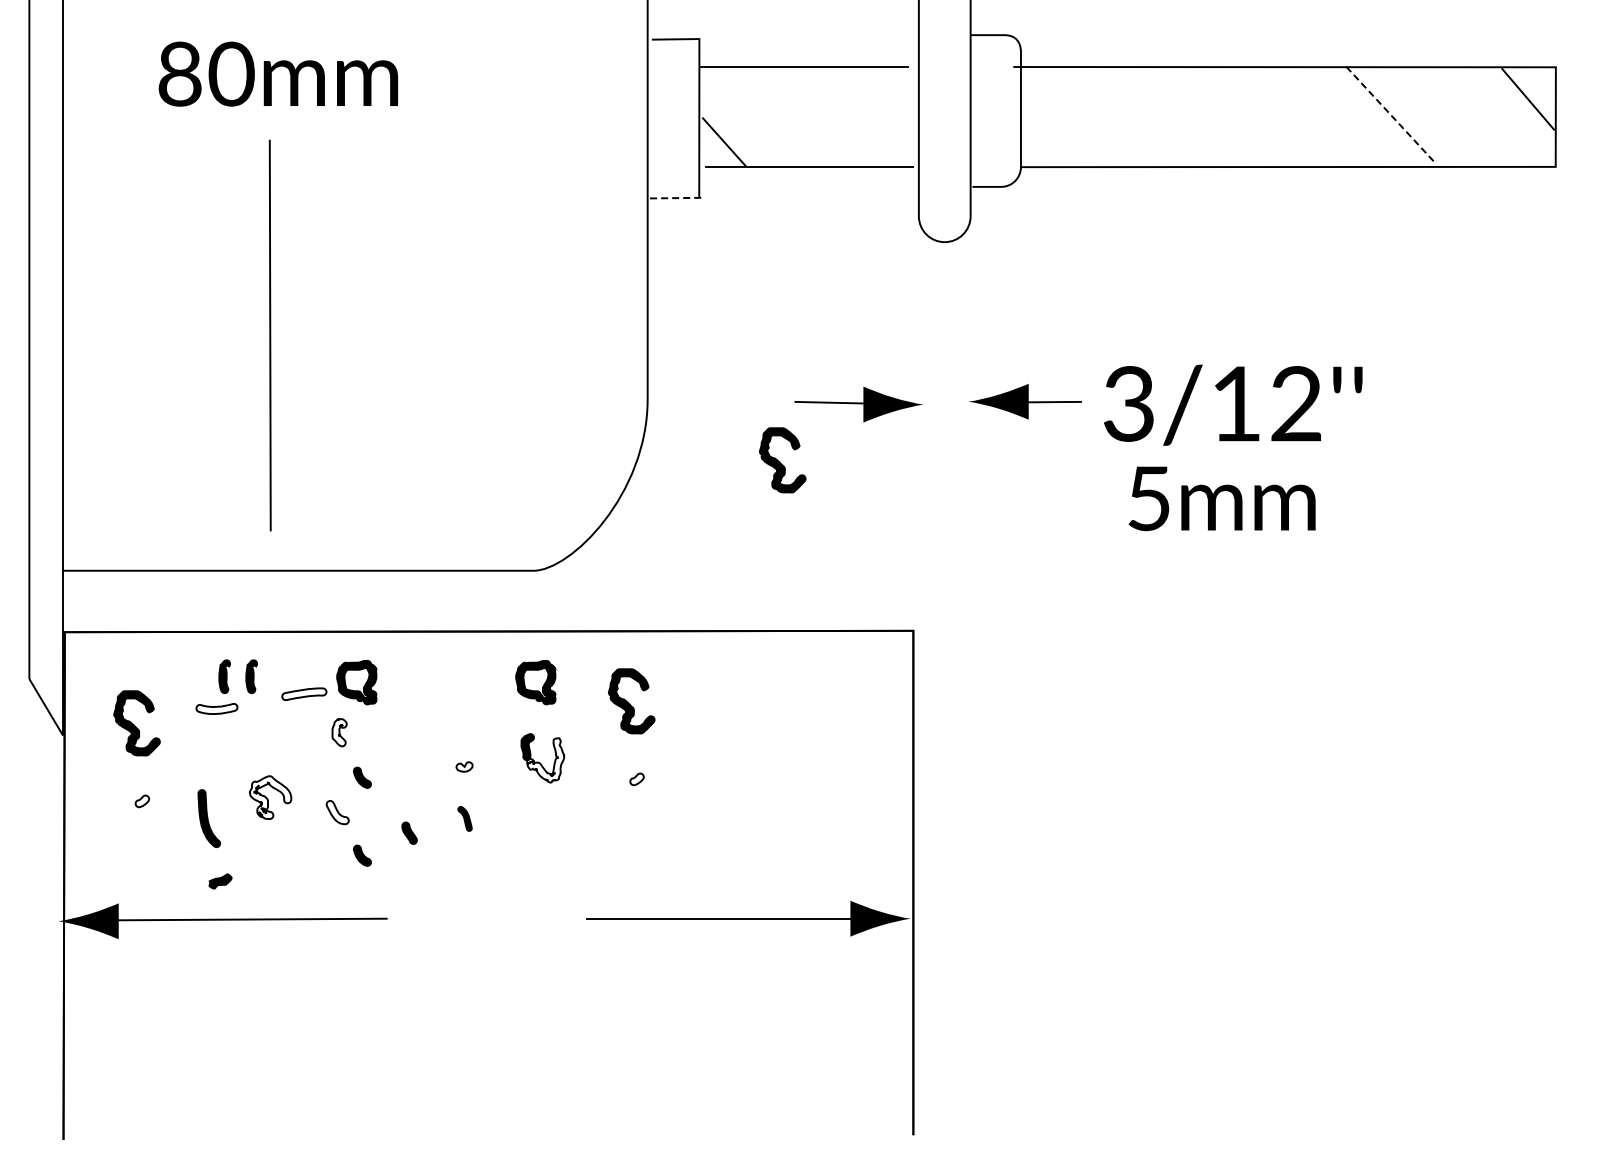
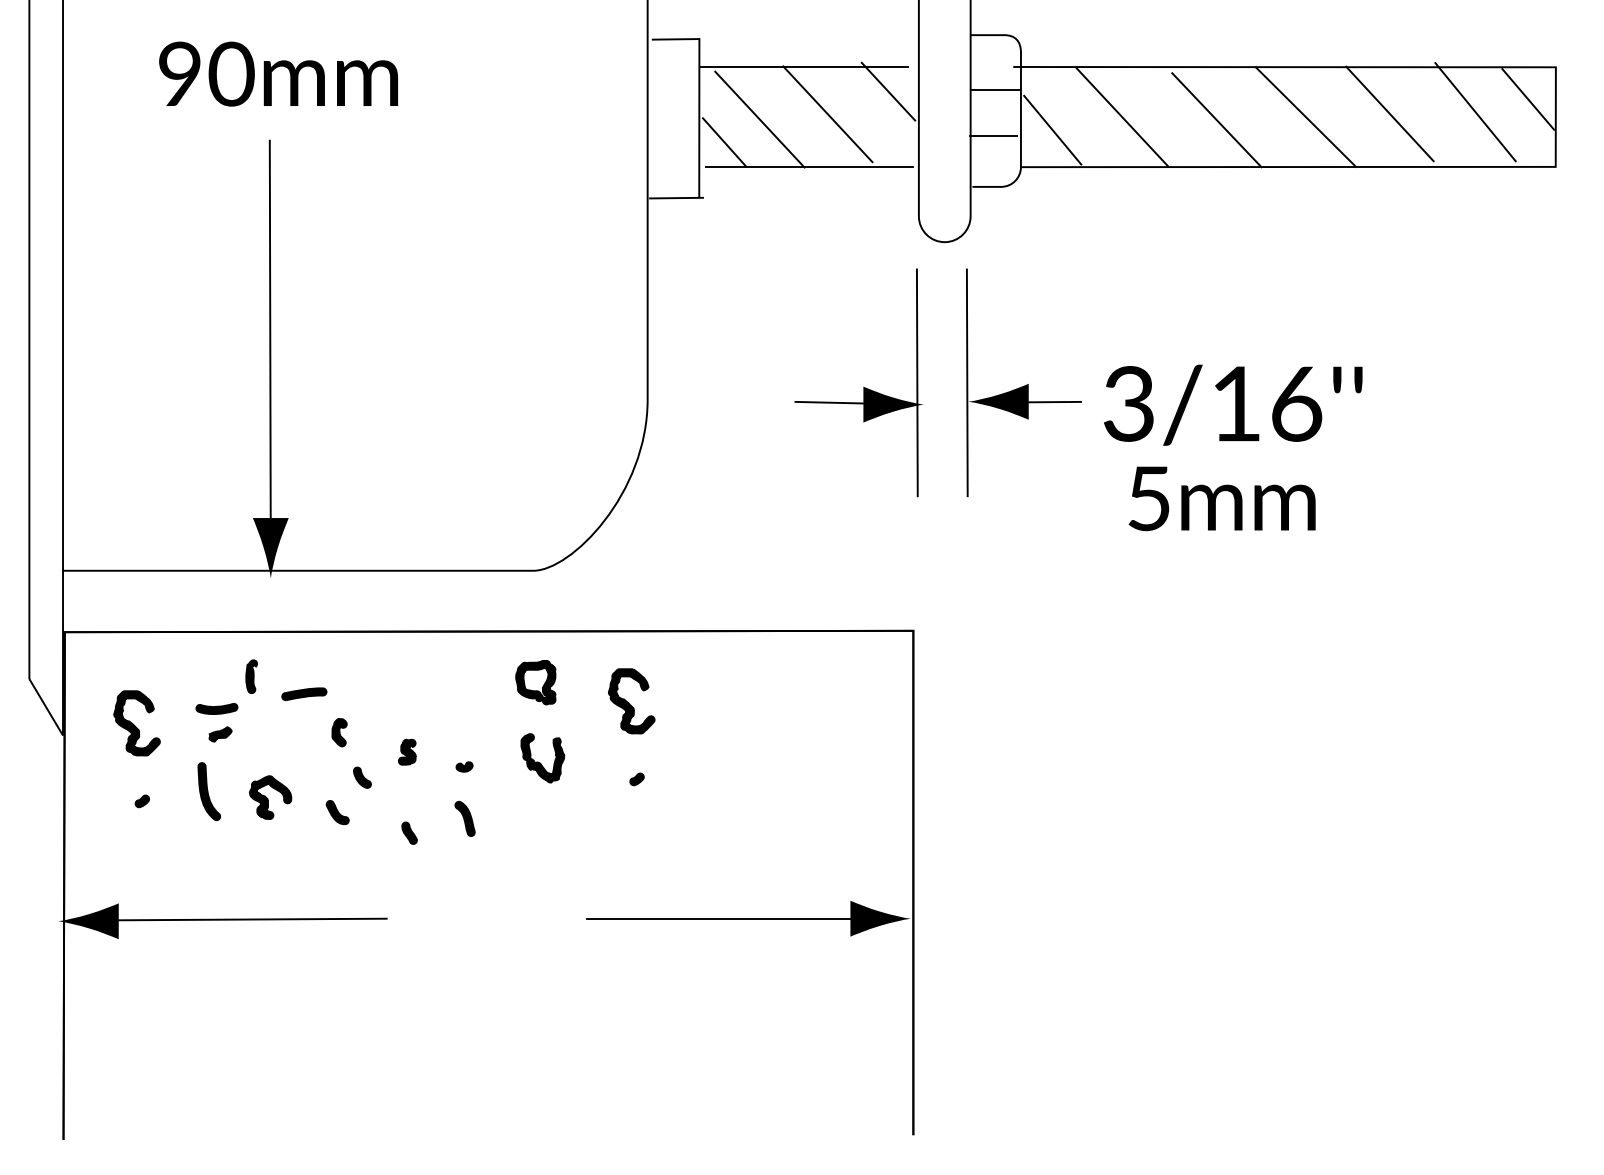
text: 80mm -> 90mm (179, 74)
line: none -> present (995, 89)
line: none -> present (888, 91)
line: none -> present (1475, 112)
line: dashed -> solid (1389, 113)
line: none -> present (827, 114)
line: none -> present (1306, 116)
line: none -> present (1121, 117)
line: none -> present (759, 119)
line: none -> present (1216, 120)
line: none -> present (1052, 129)
line: none -> present (993, 135)
line: dashed -> solid (677, 198)
line: none -> present (916, 382)
line: none -> present (966, 382)
text: 3/12'' -> 3/16'' (1296, 403)
part: present -> none (782, 460)
fill: none -> present (270, 548)
part: present -> none (224, 676)
part: present -> none (356, 682)
fill: none -> present (304, 694)
fill: none -> present (216, 708)
fill: none -> present (339, 732)
part: none -> present (407, 751)
fill: none -> present (545, 760)
fill: none -> present (464, 766)
fill: none -> present (636, 779)
fill: none -> present (270, 797)
fill: none -> present (142, 801)
fill: none -> present (337, 812)
part position: (208, 818) -> (208, 791) (208, 791)
part size: 16x26 px -> 22x36 px (464, 818)
part: present -> none (362, 855)
part position: (220, 881) -> (220, 734) (220, 734)
